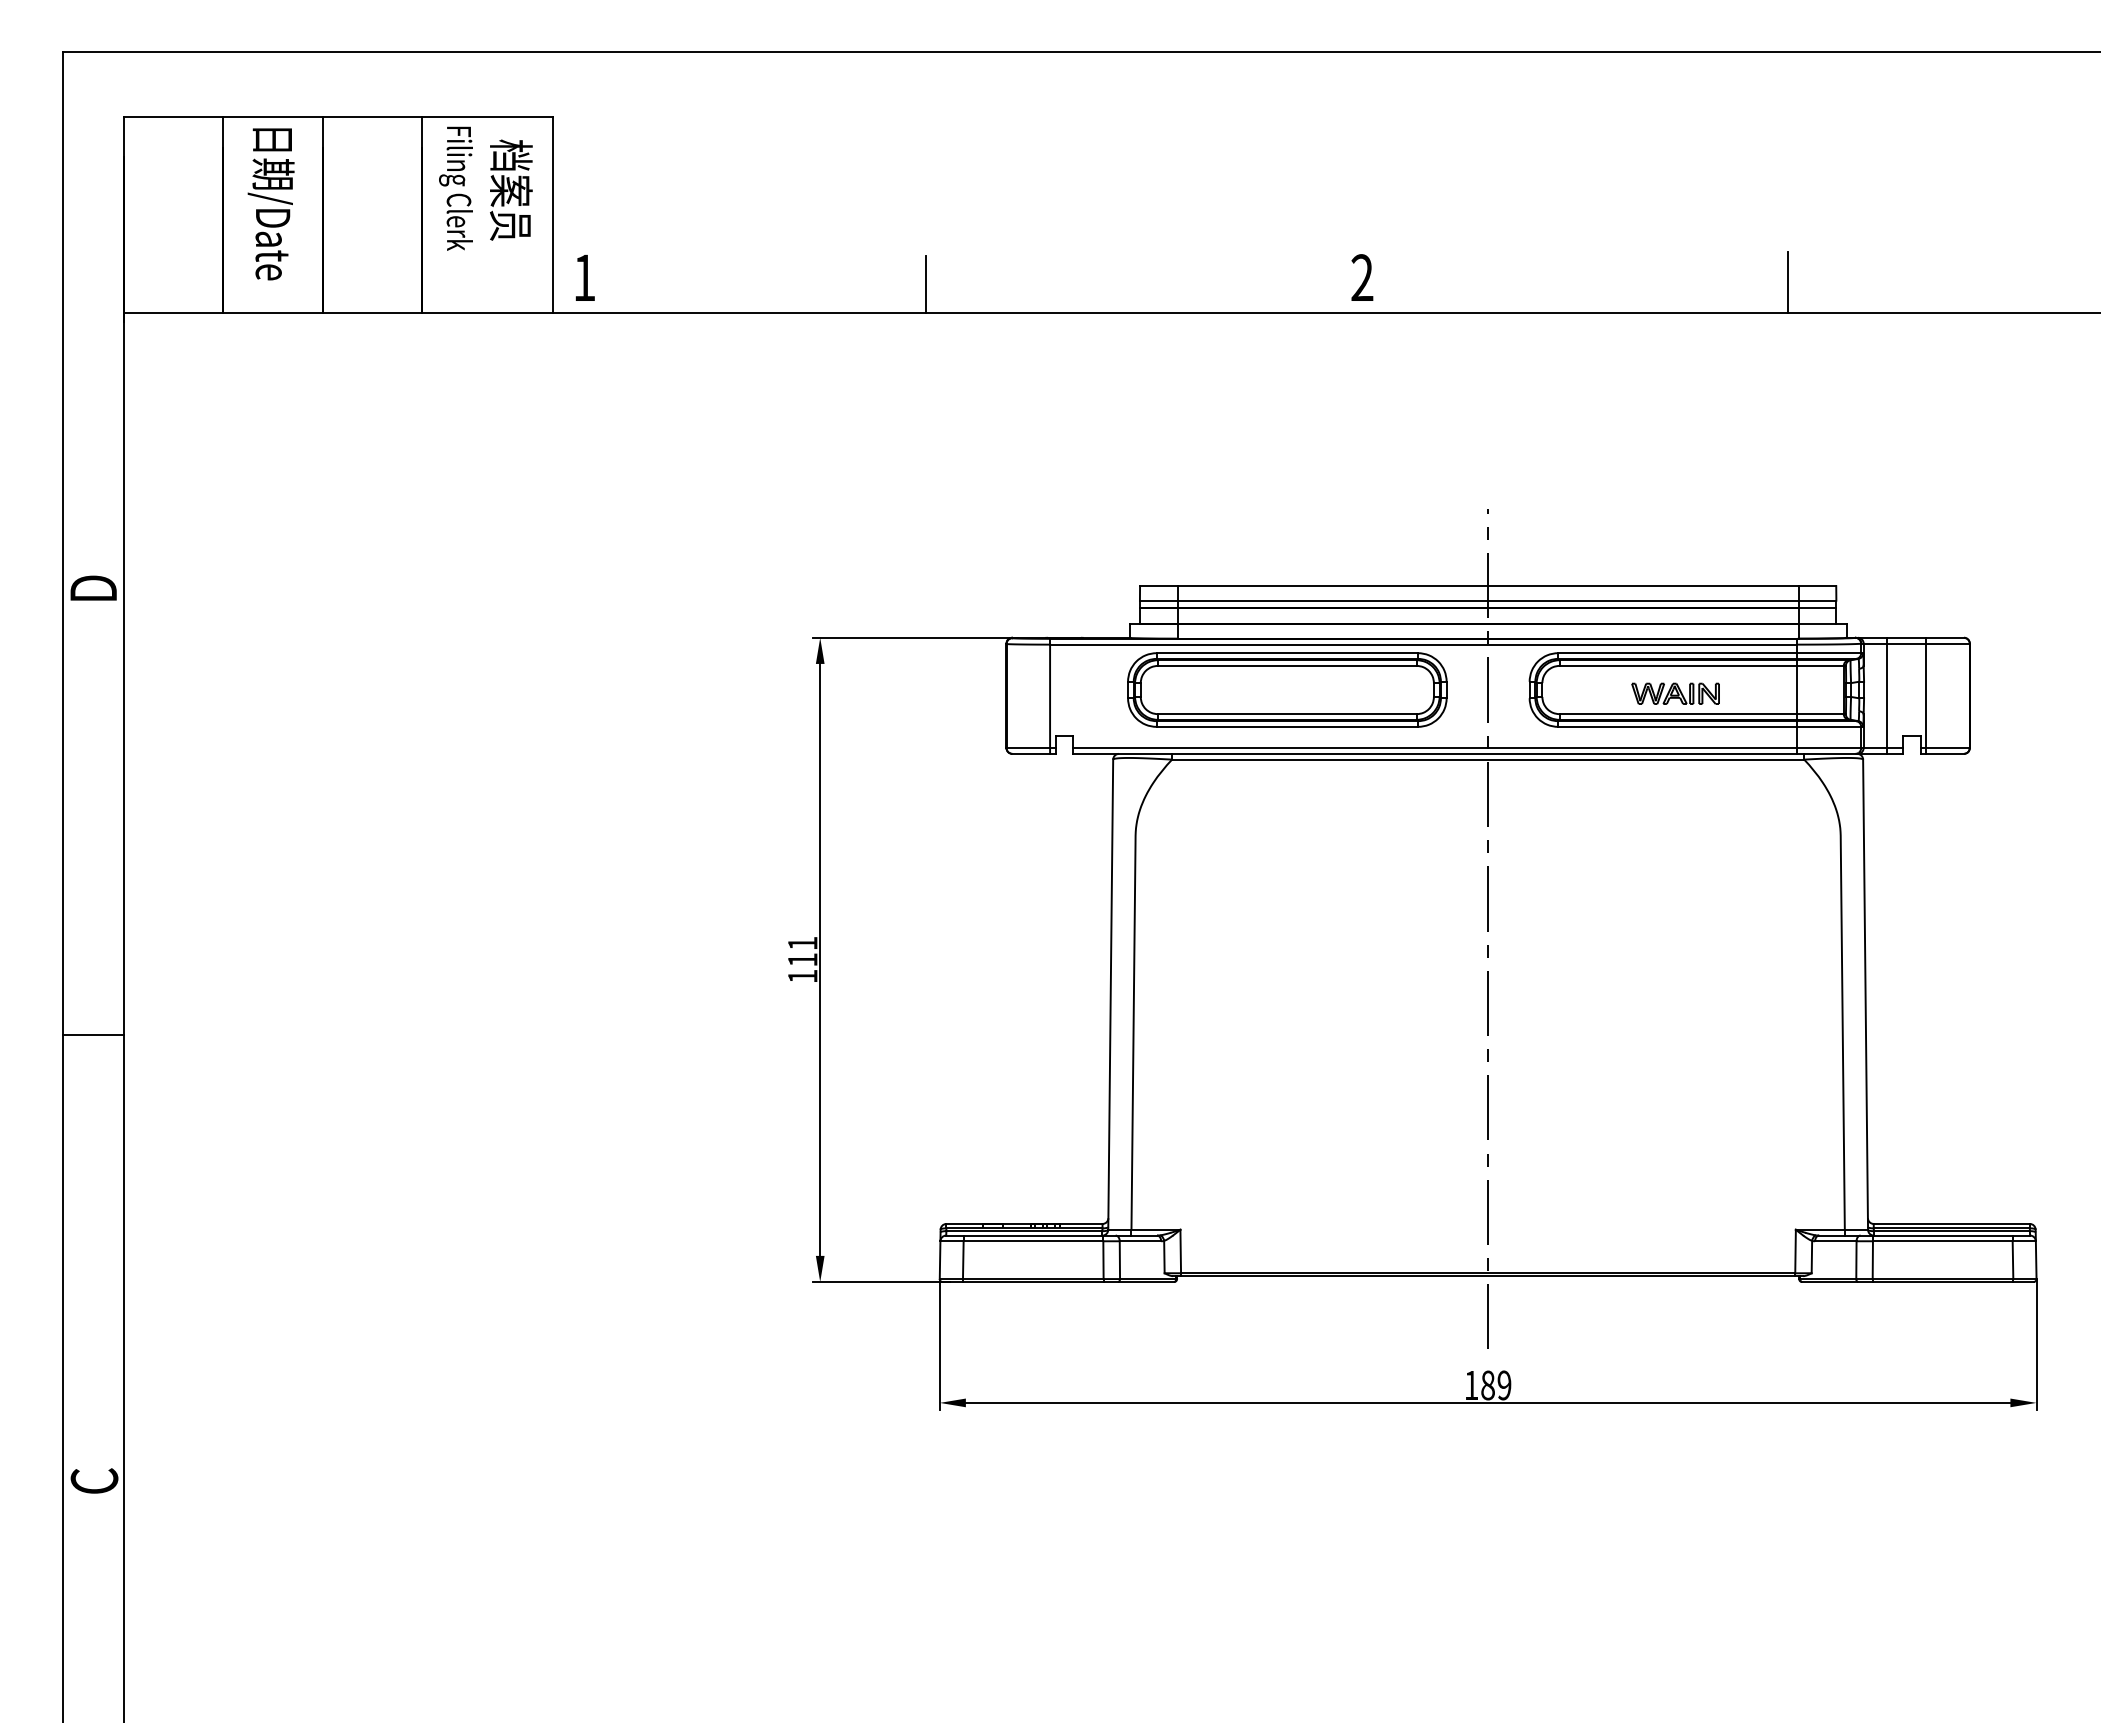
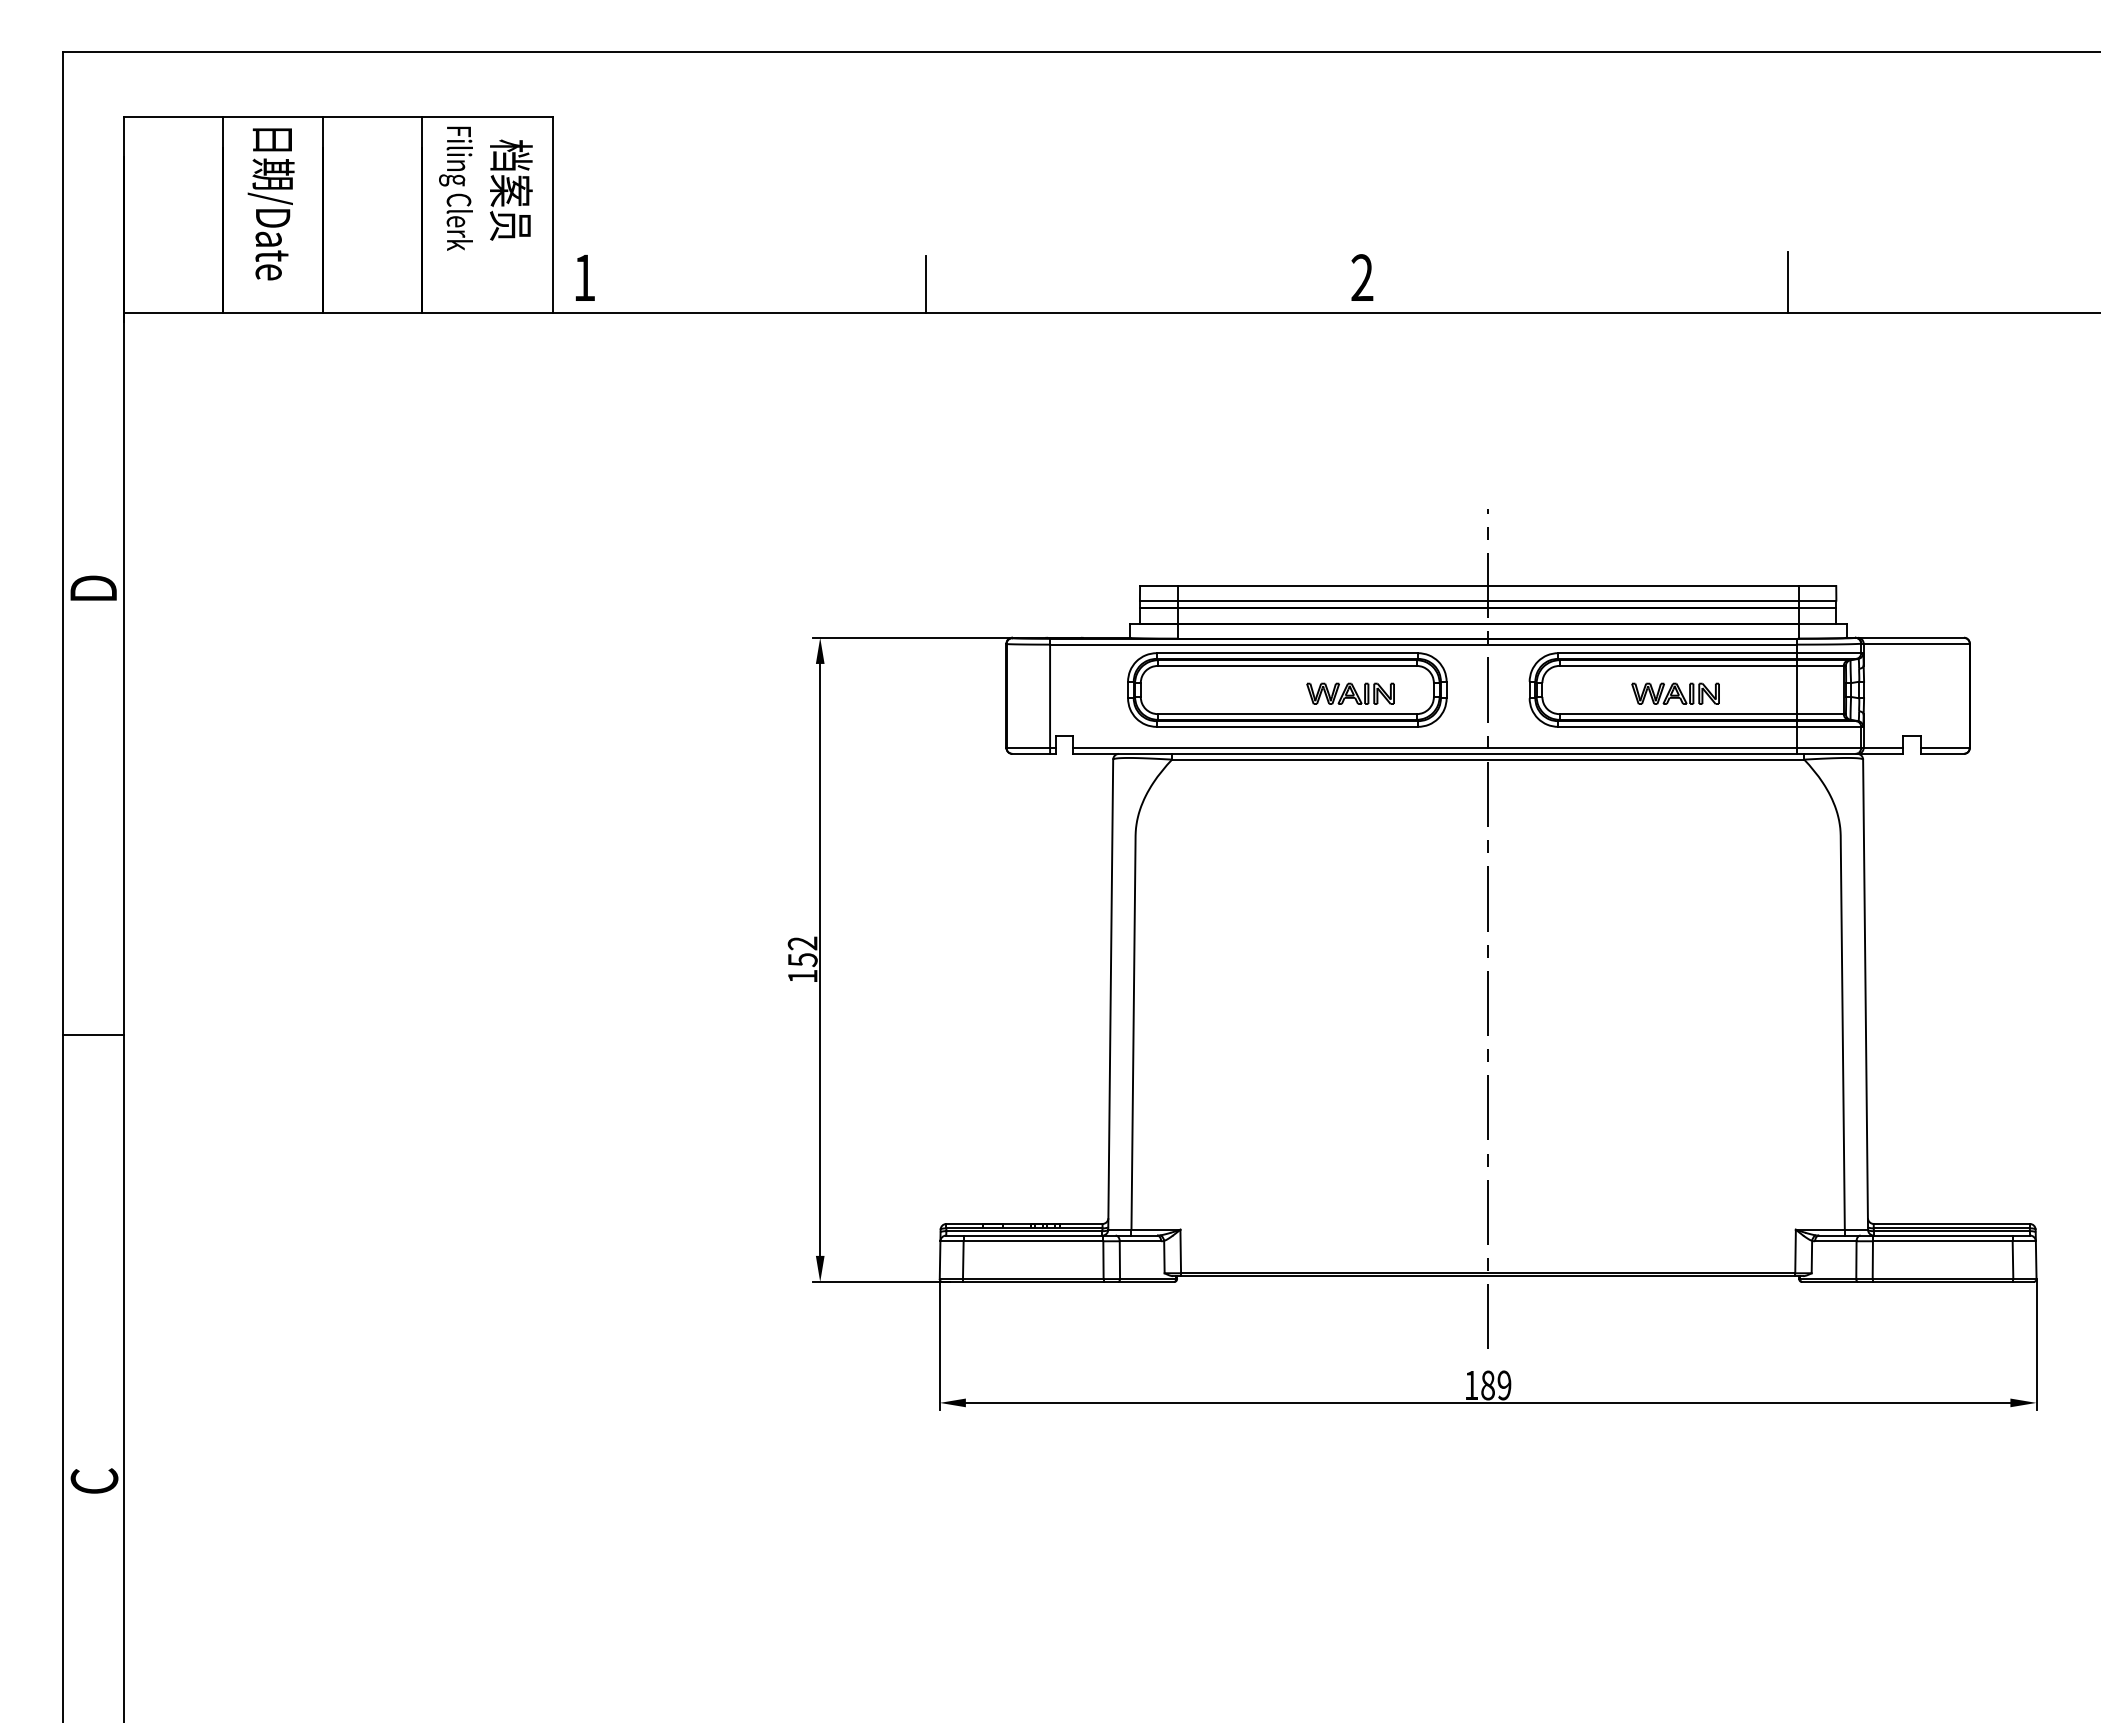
part: none -> present (1350, 693)
line: present -> none (1886, 695)
line: present -> none (1926, 695)
text: 111 -> 152 (802, 951)
